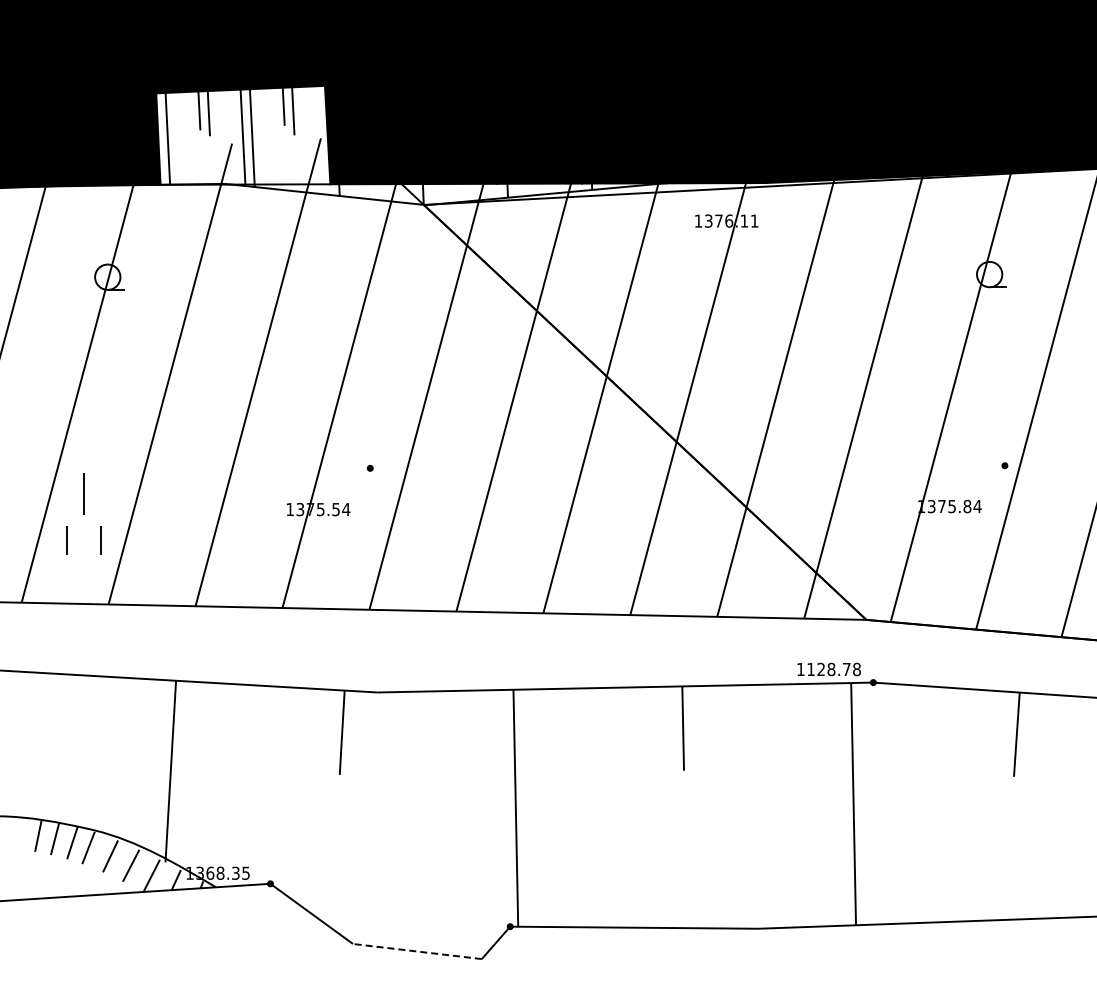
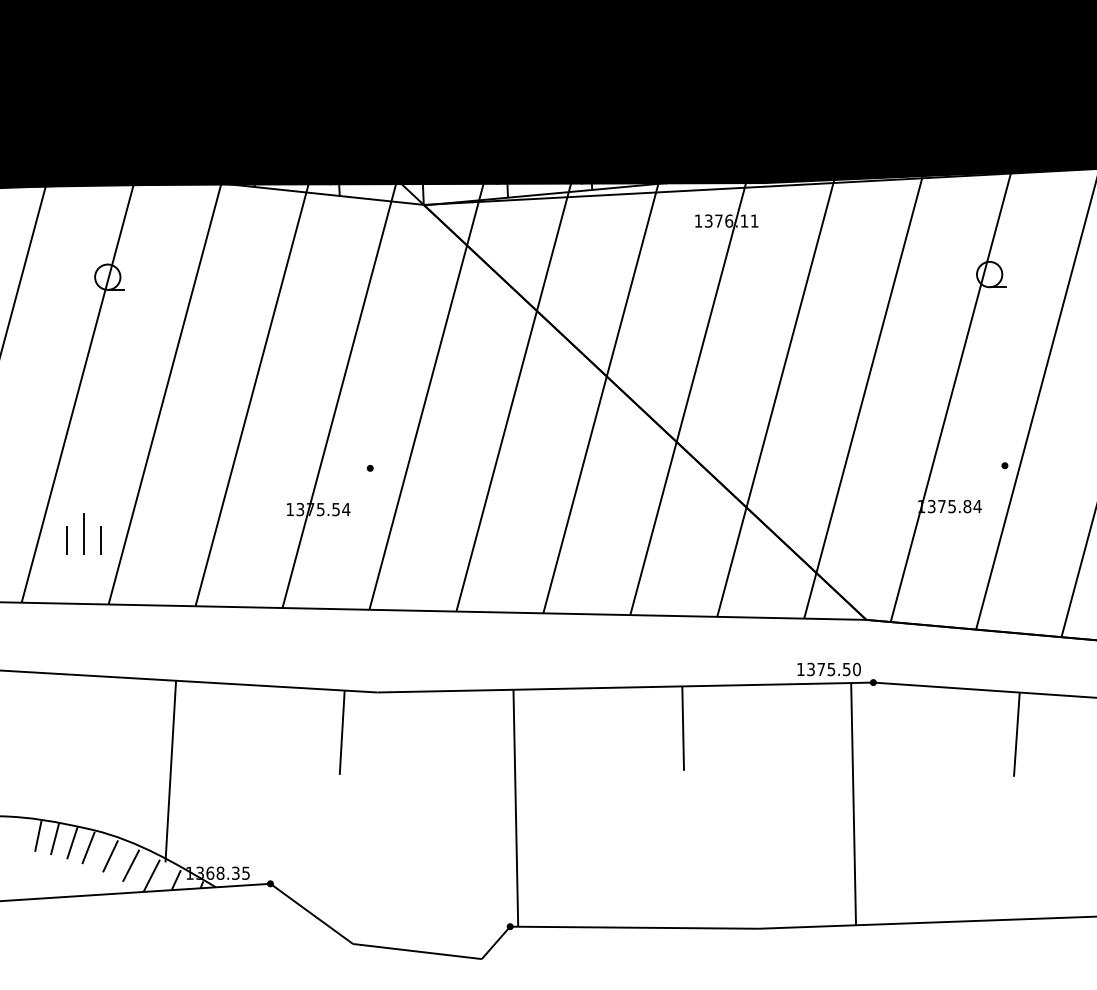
fill: none -> present (243, 134)
line position: (83, 493) -> (83, 533) (83, 533)
text: 1128.78 -> 1375.50 (833, 669)
line: dashed -> solid (417, 951)
